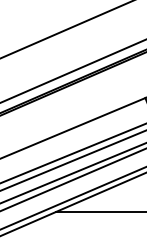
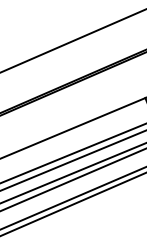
line position: (66, 29) -> (72, 40) (72, 40)
line: present -> none (72, 70)
line: present -> none (99, 212)
